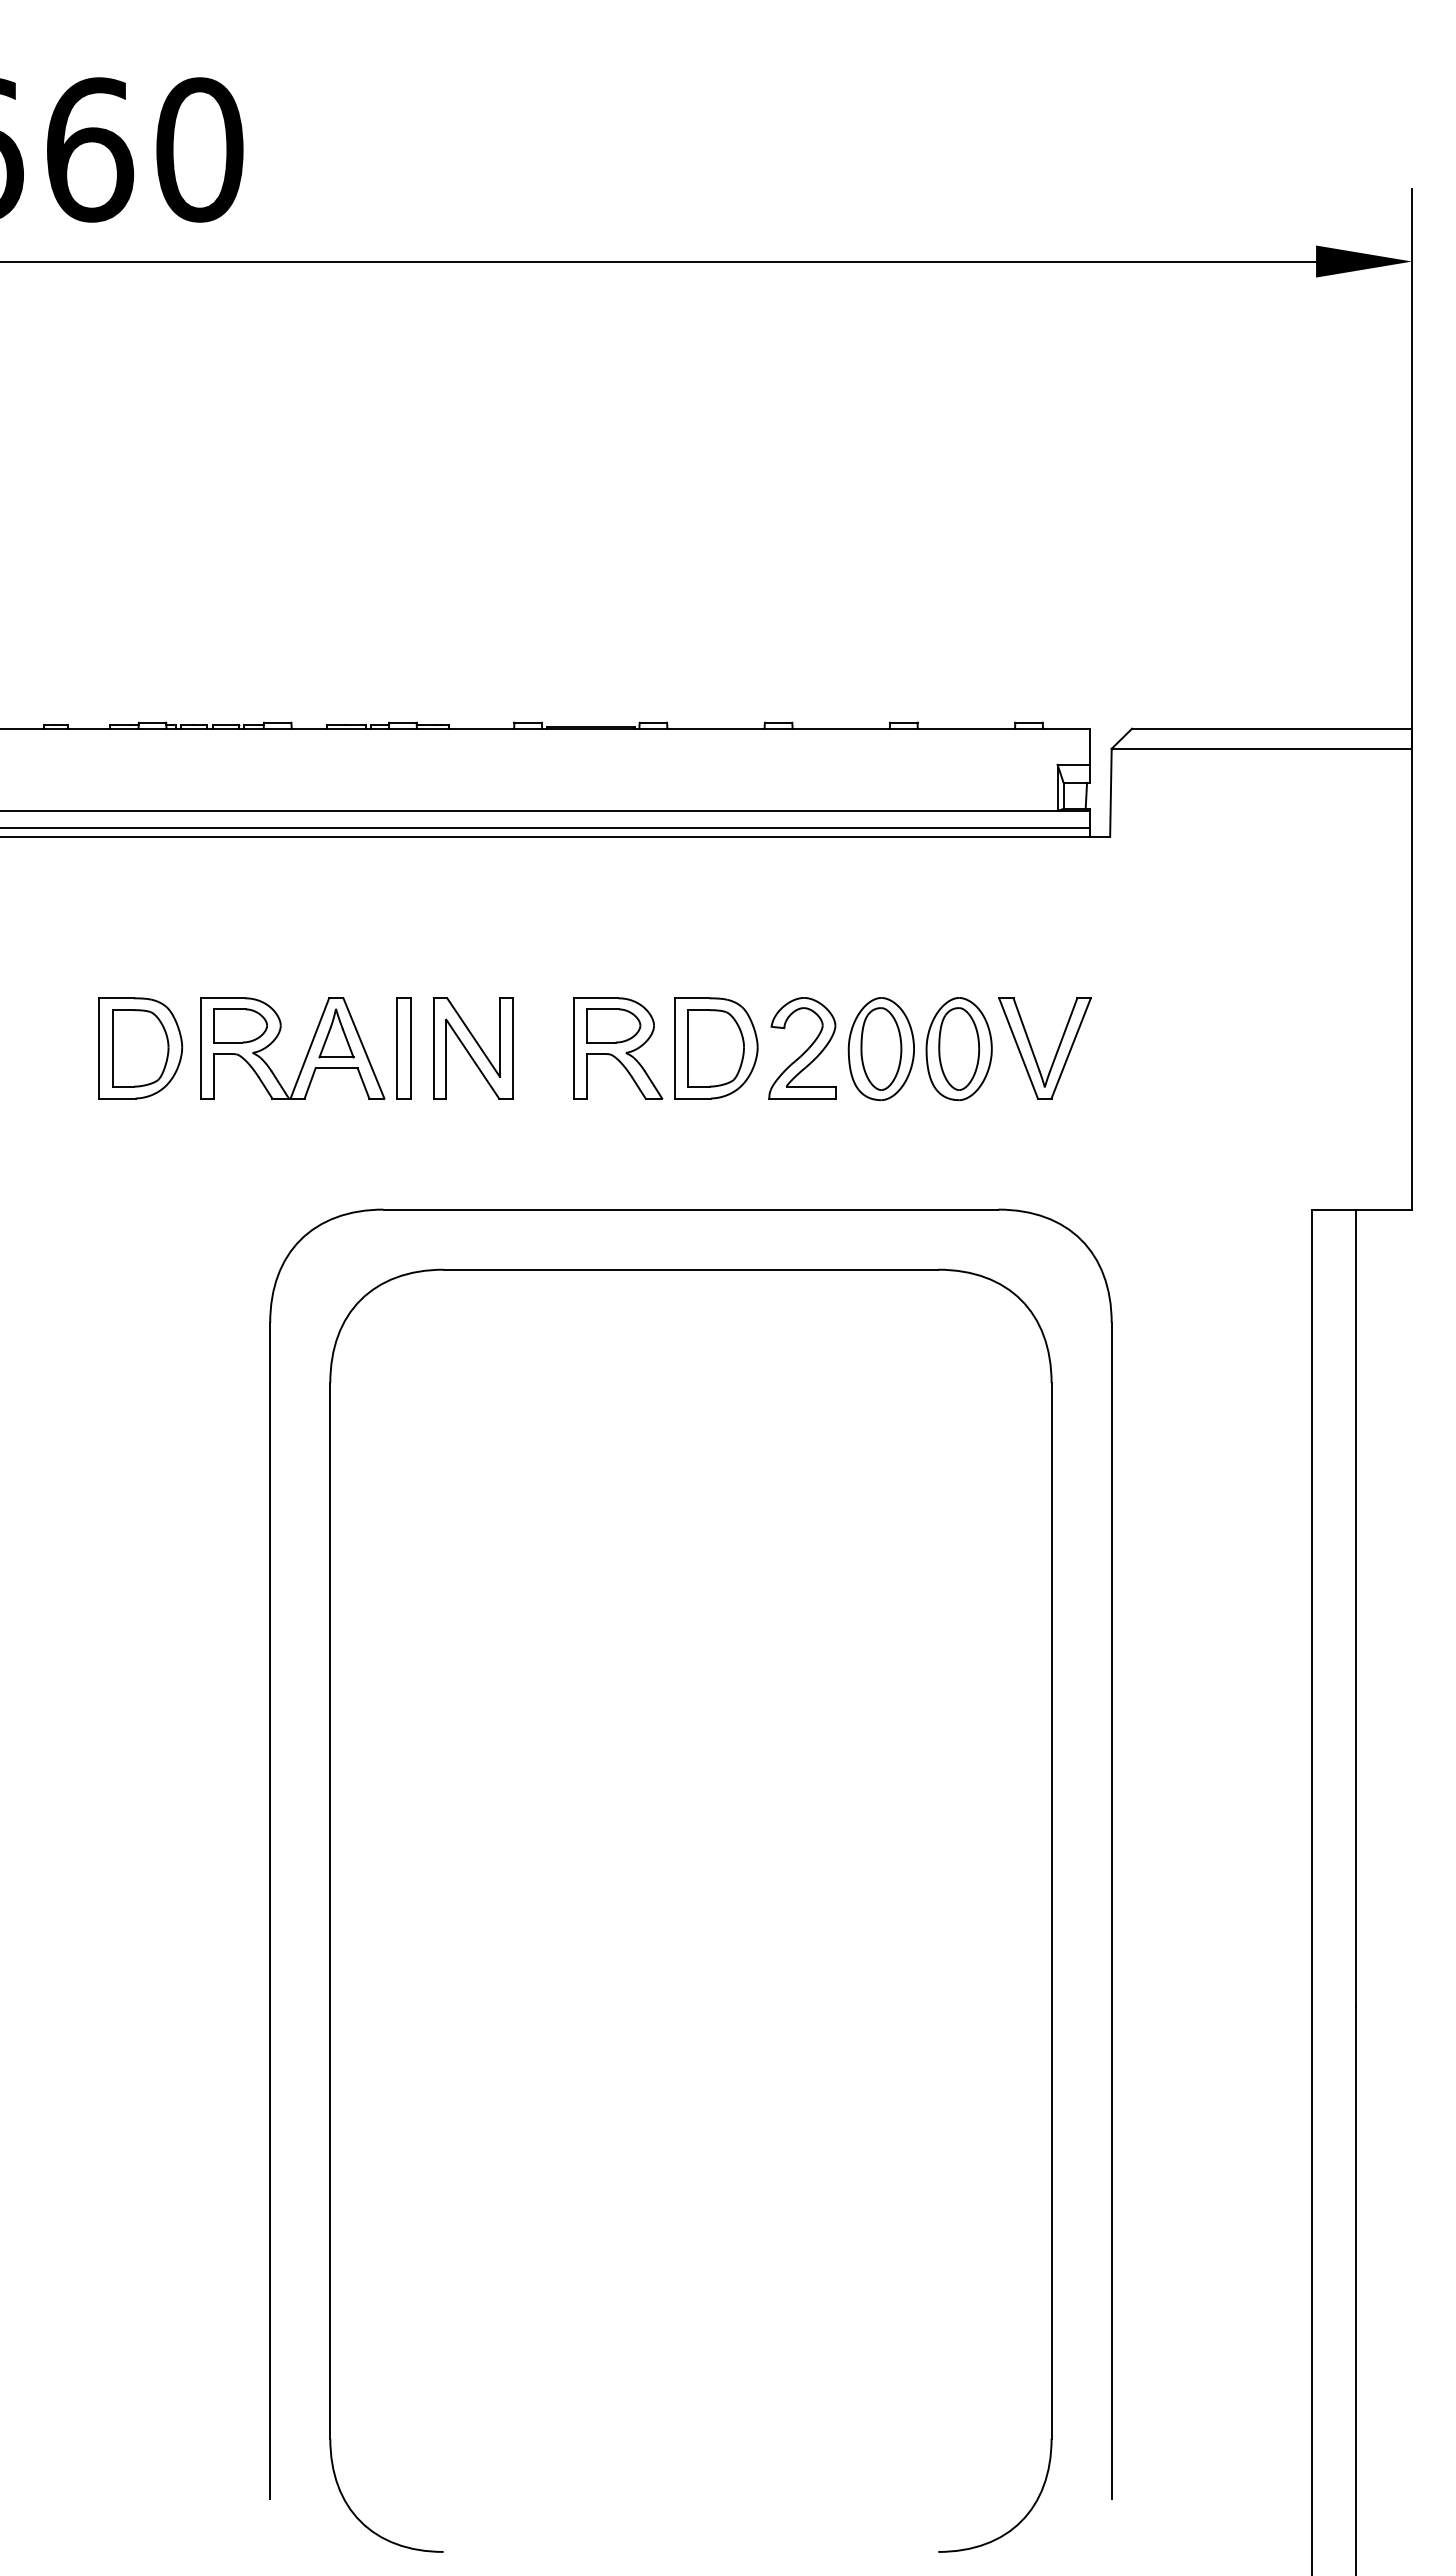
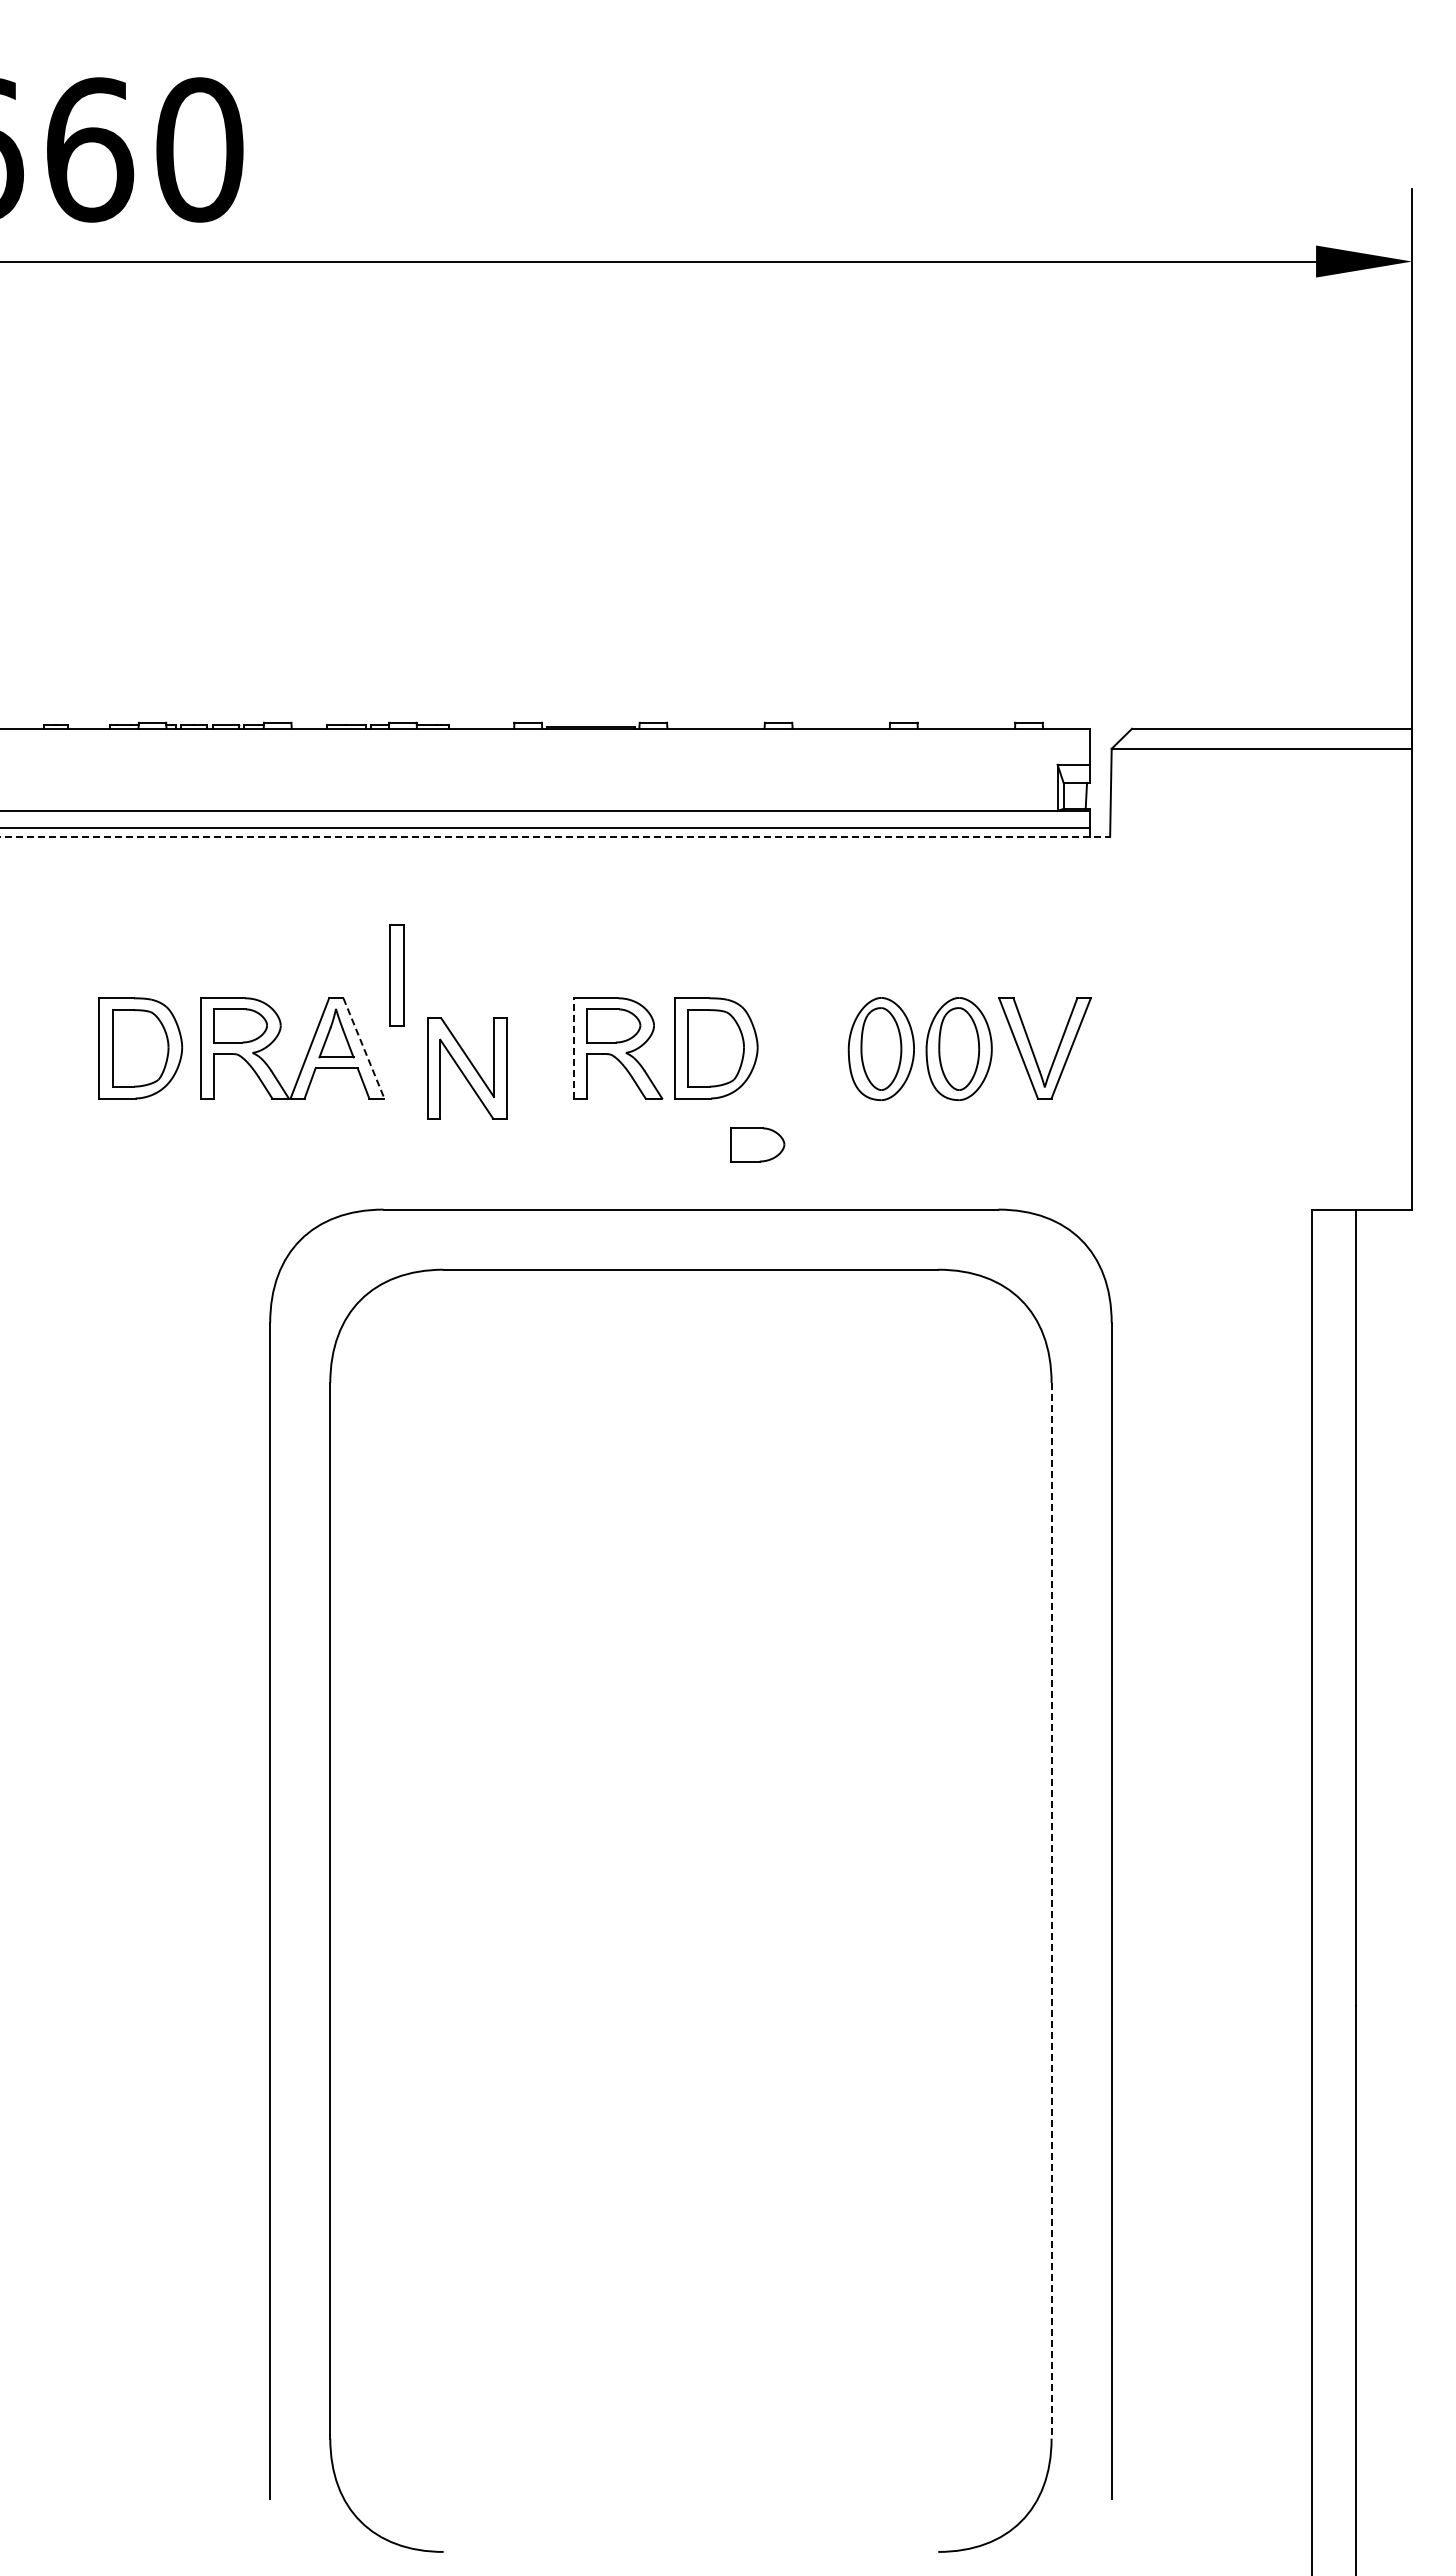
line: solid -> dashed (555, 836)
line: solid -> dashed (574, 1047)
line: solid -> dashed (364, 1048)
part position: (403, 1048) -> (396, 975) (396, 975)
part position: (473, 1048) -> (467, 1068) (467, 1068)
part: present -> none (802, 1048)
part: none -> present (757, 1144)
line: solid -> dashed (1051, 1910)
